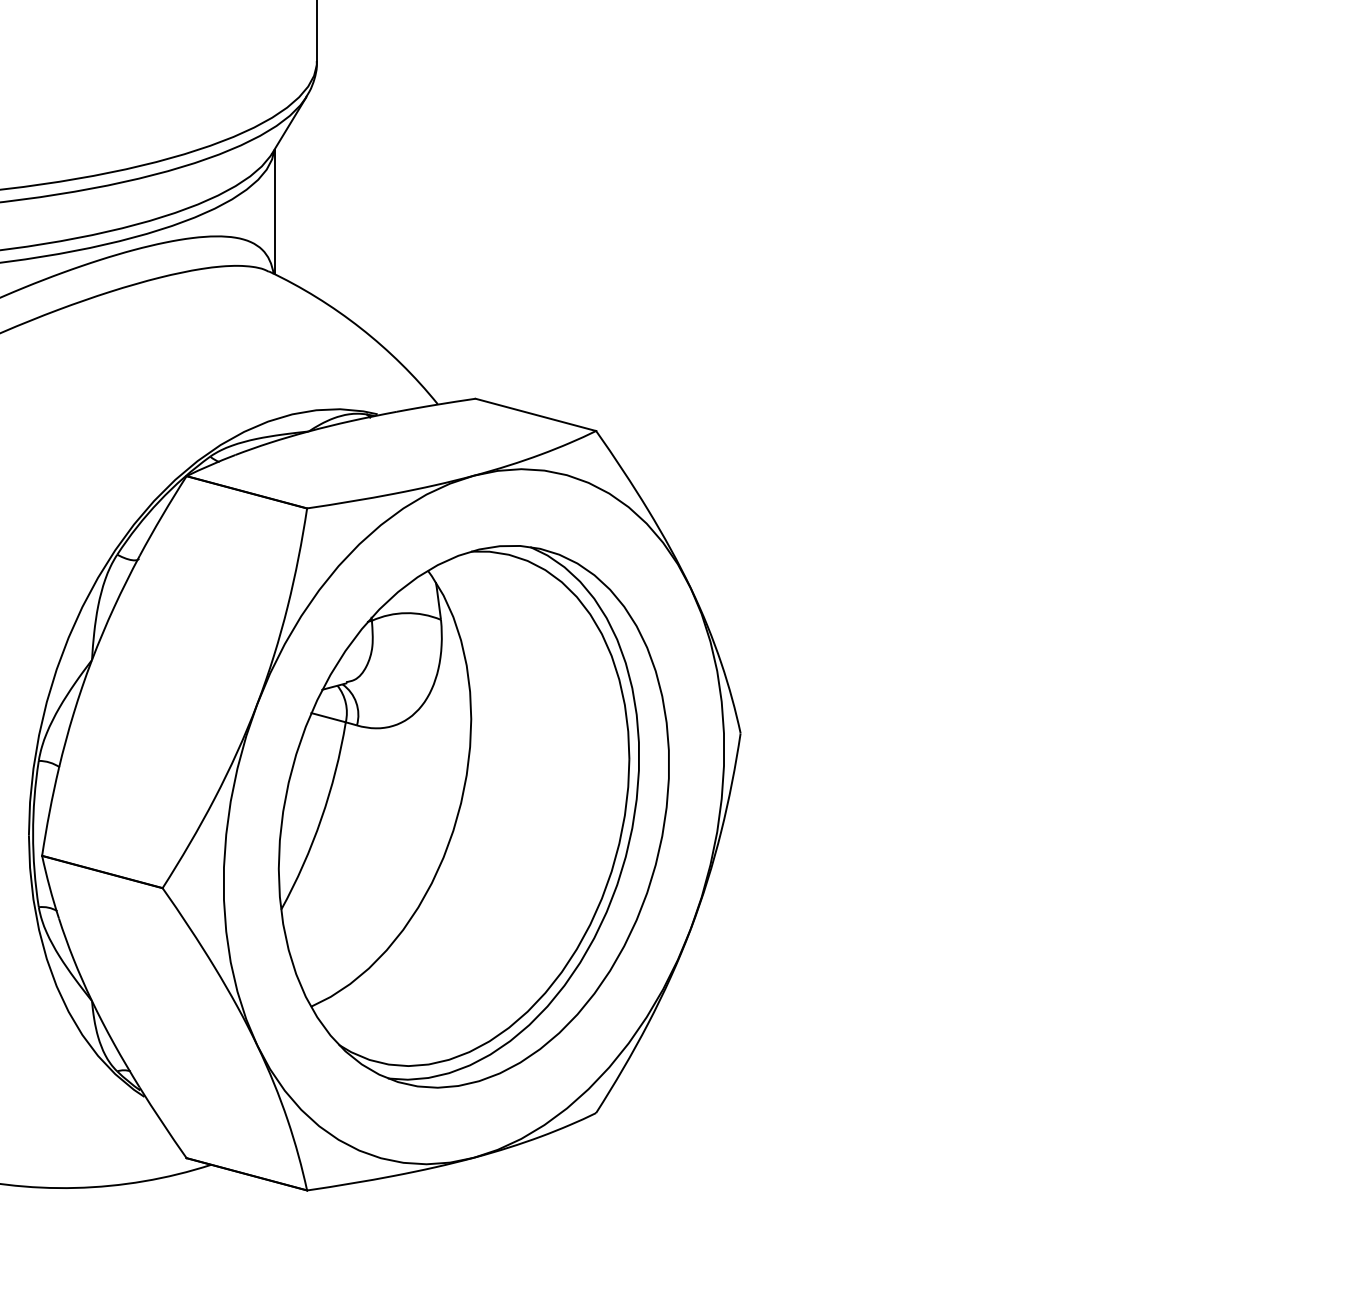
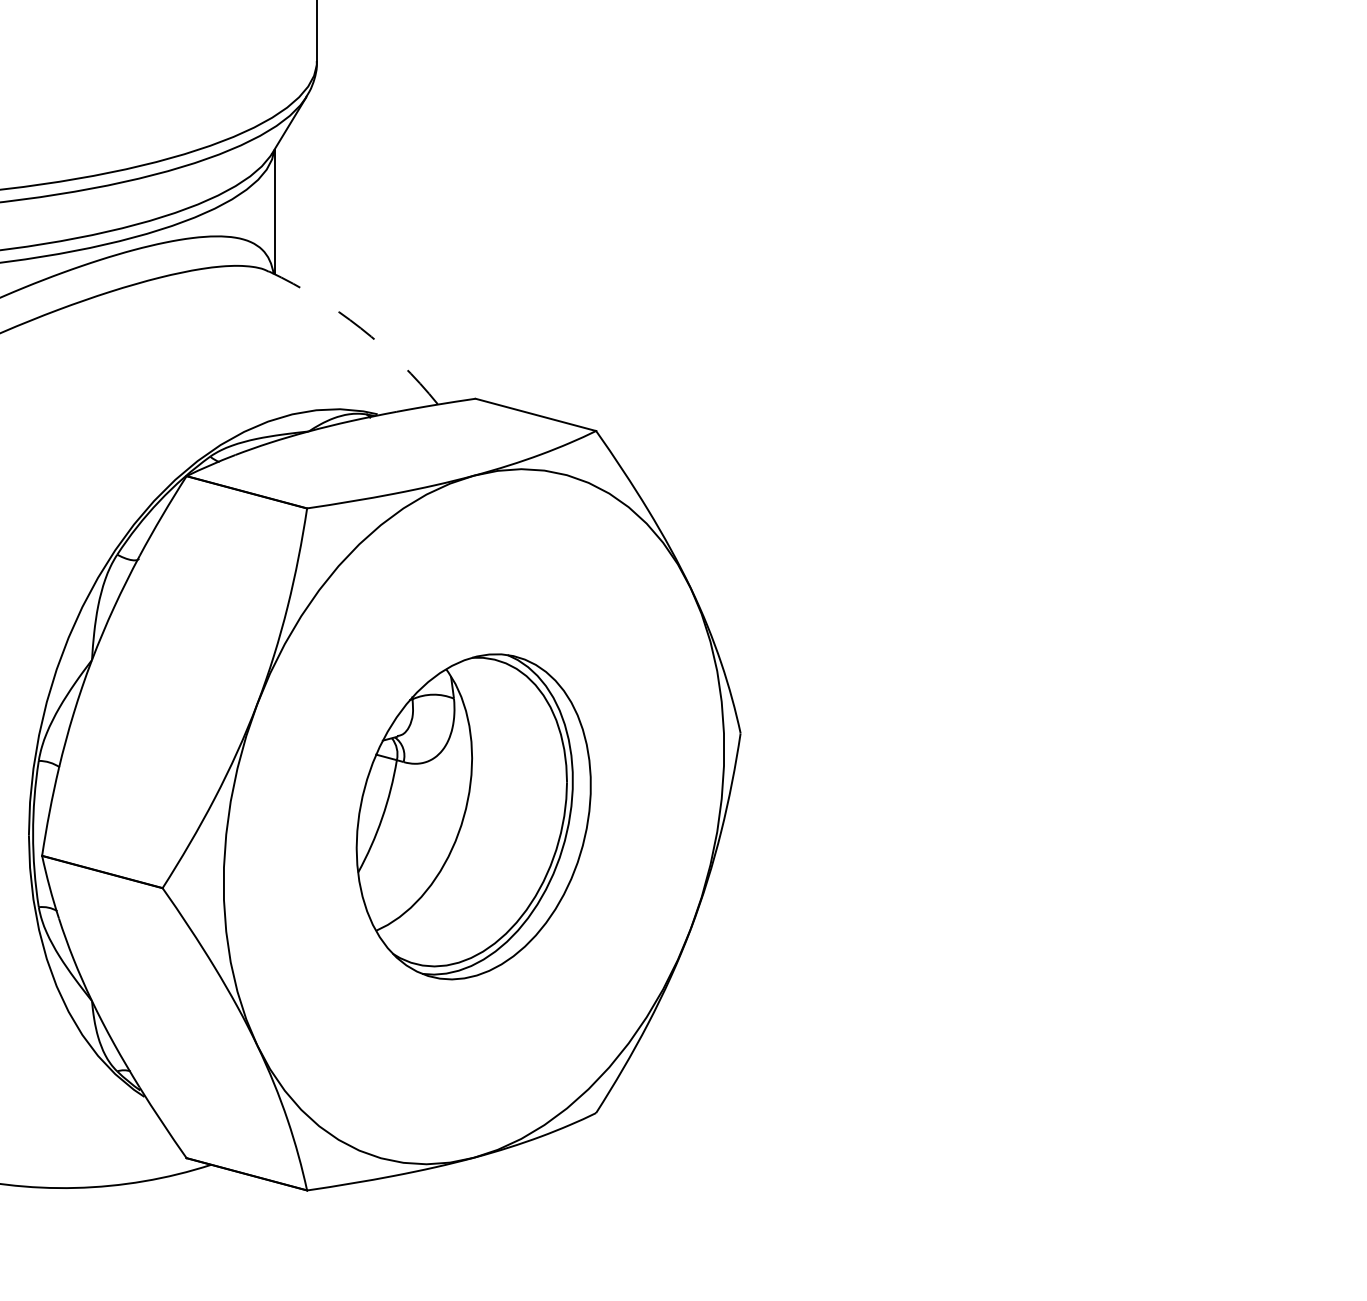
arc: solid -> dashed (360, 328)
part size: 393x544 px -> 237x328 px (473, 816)
